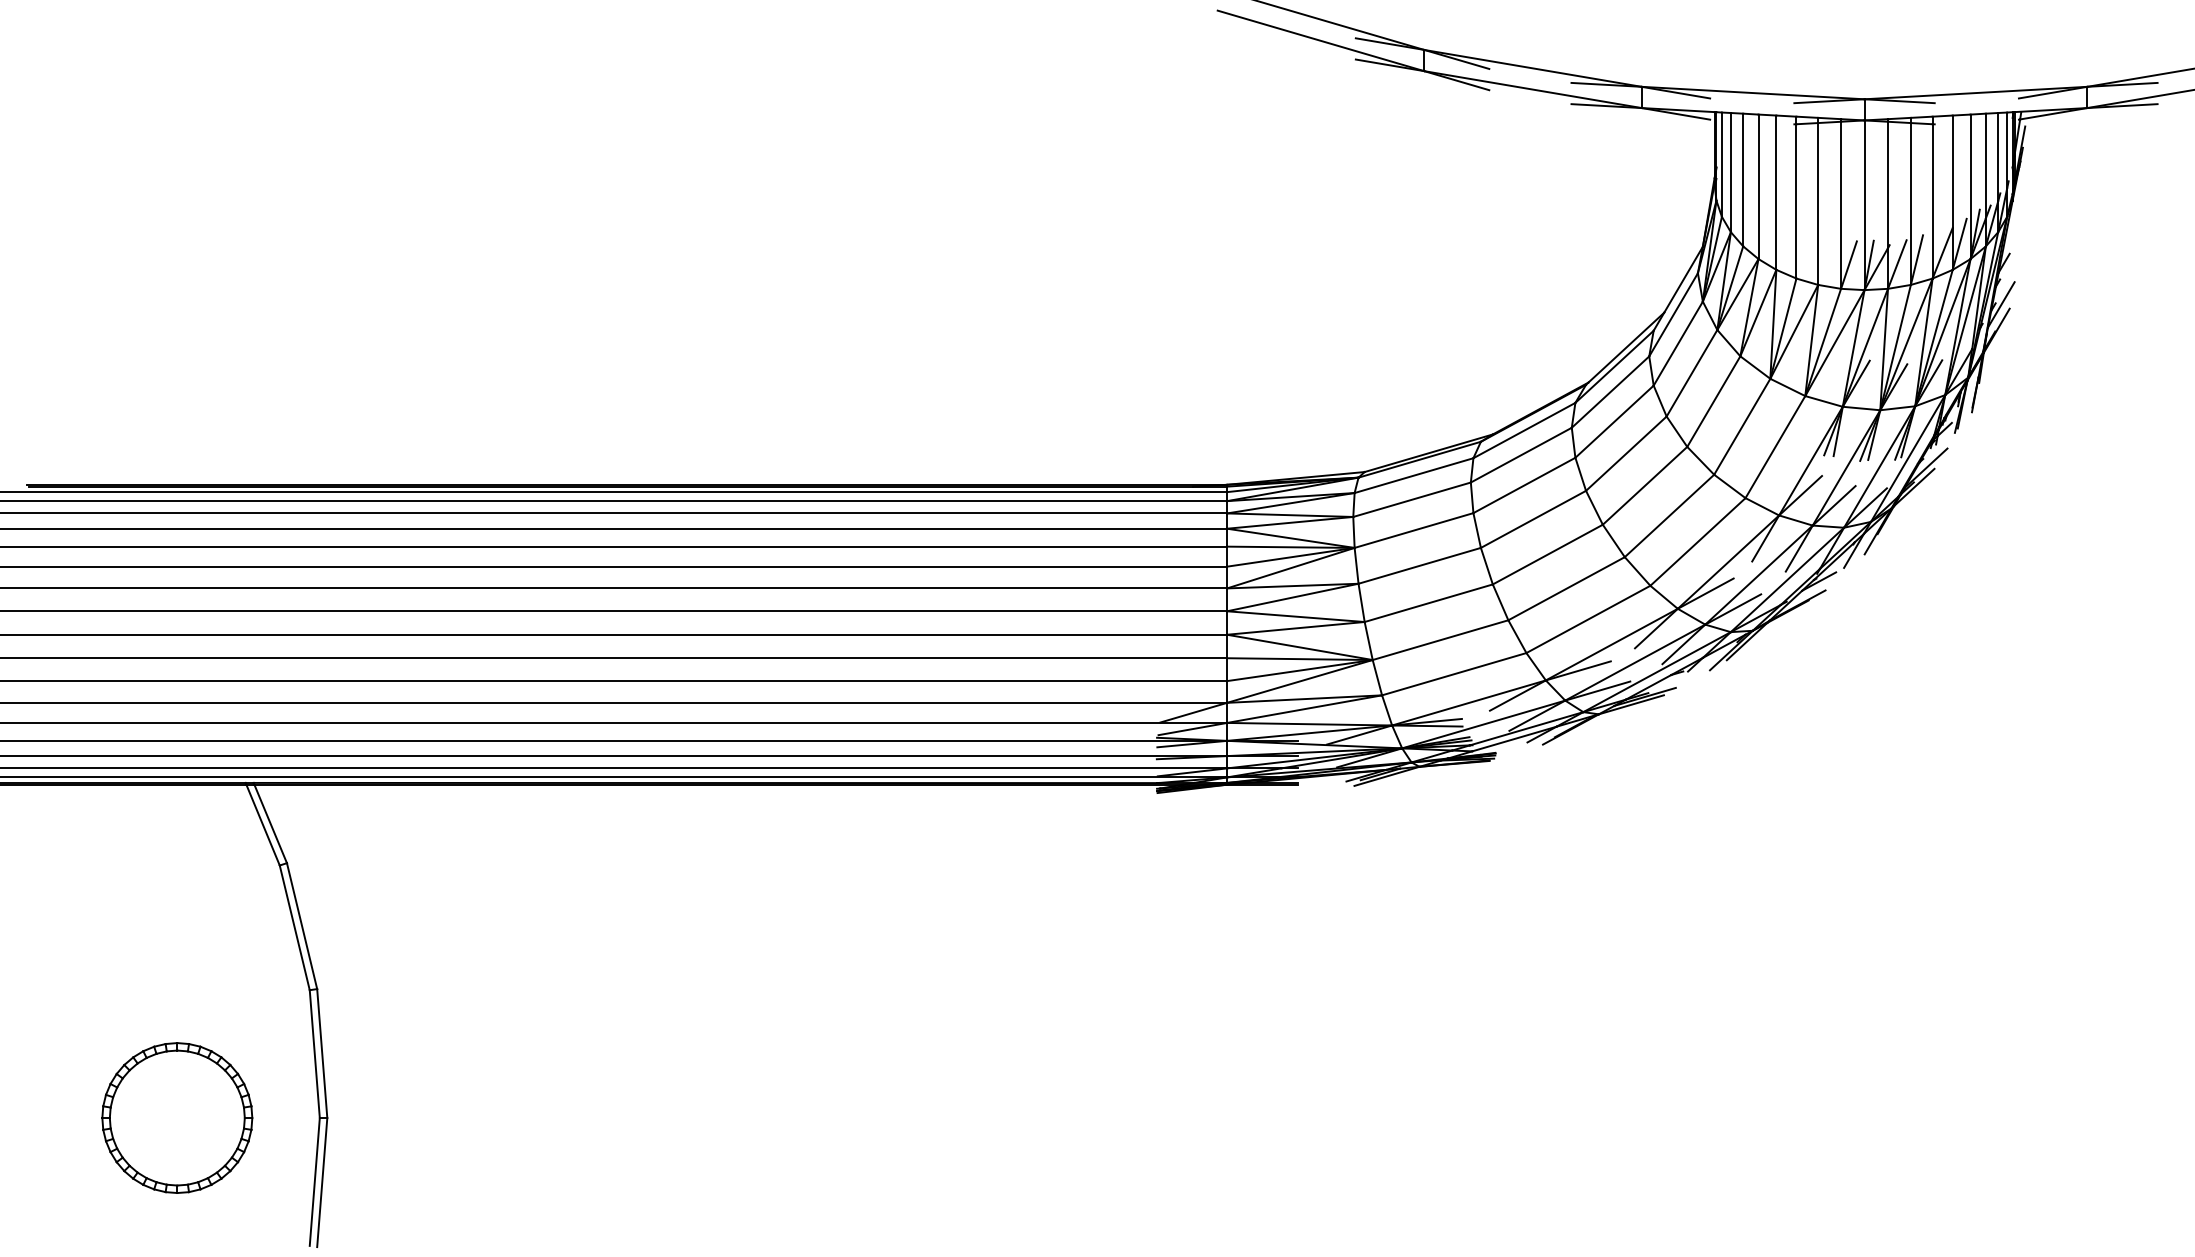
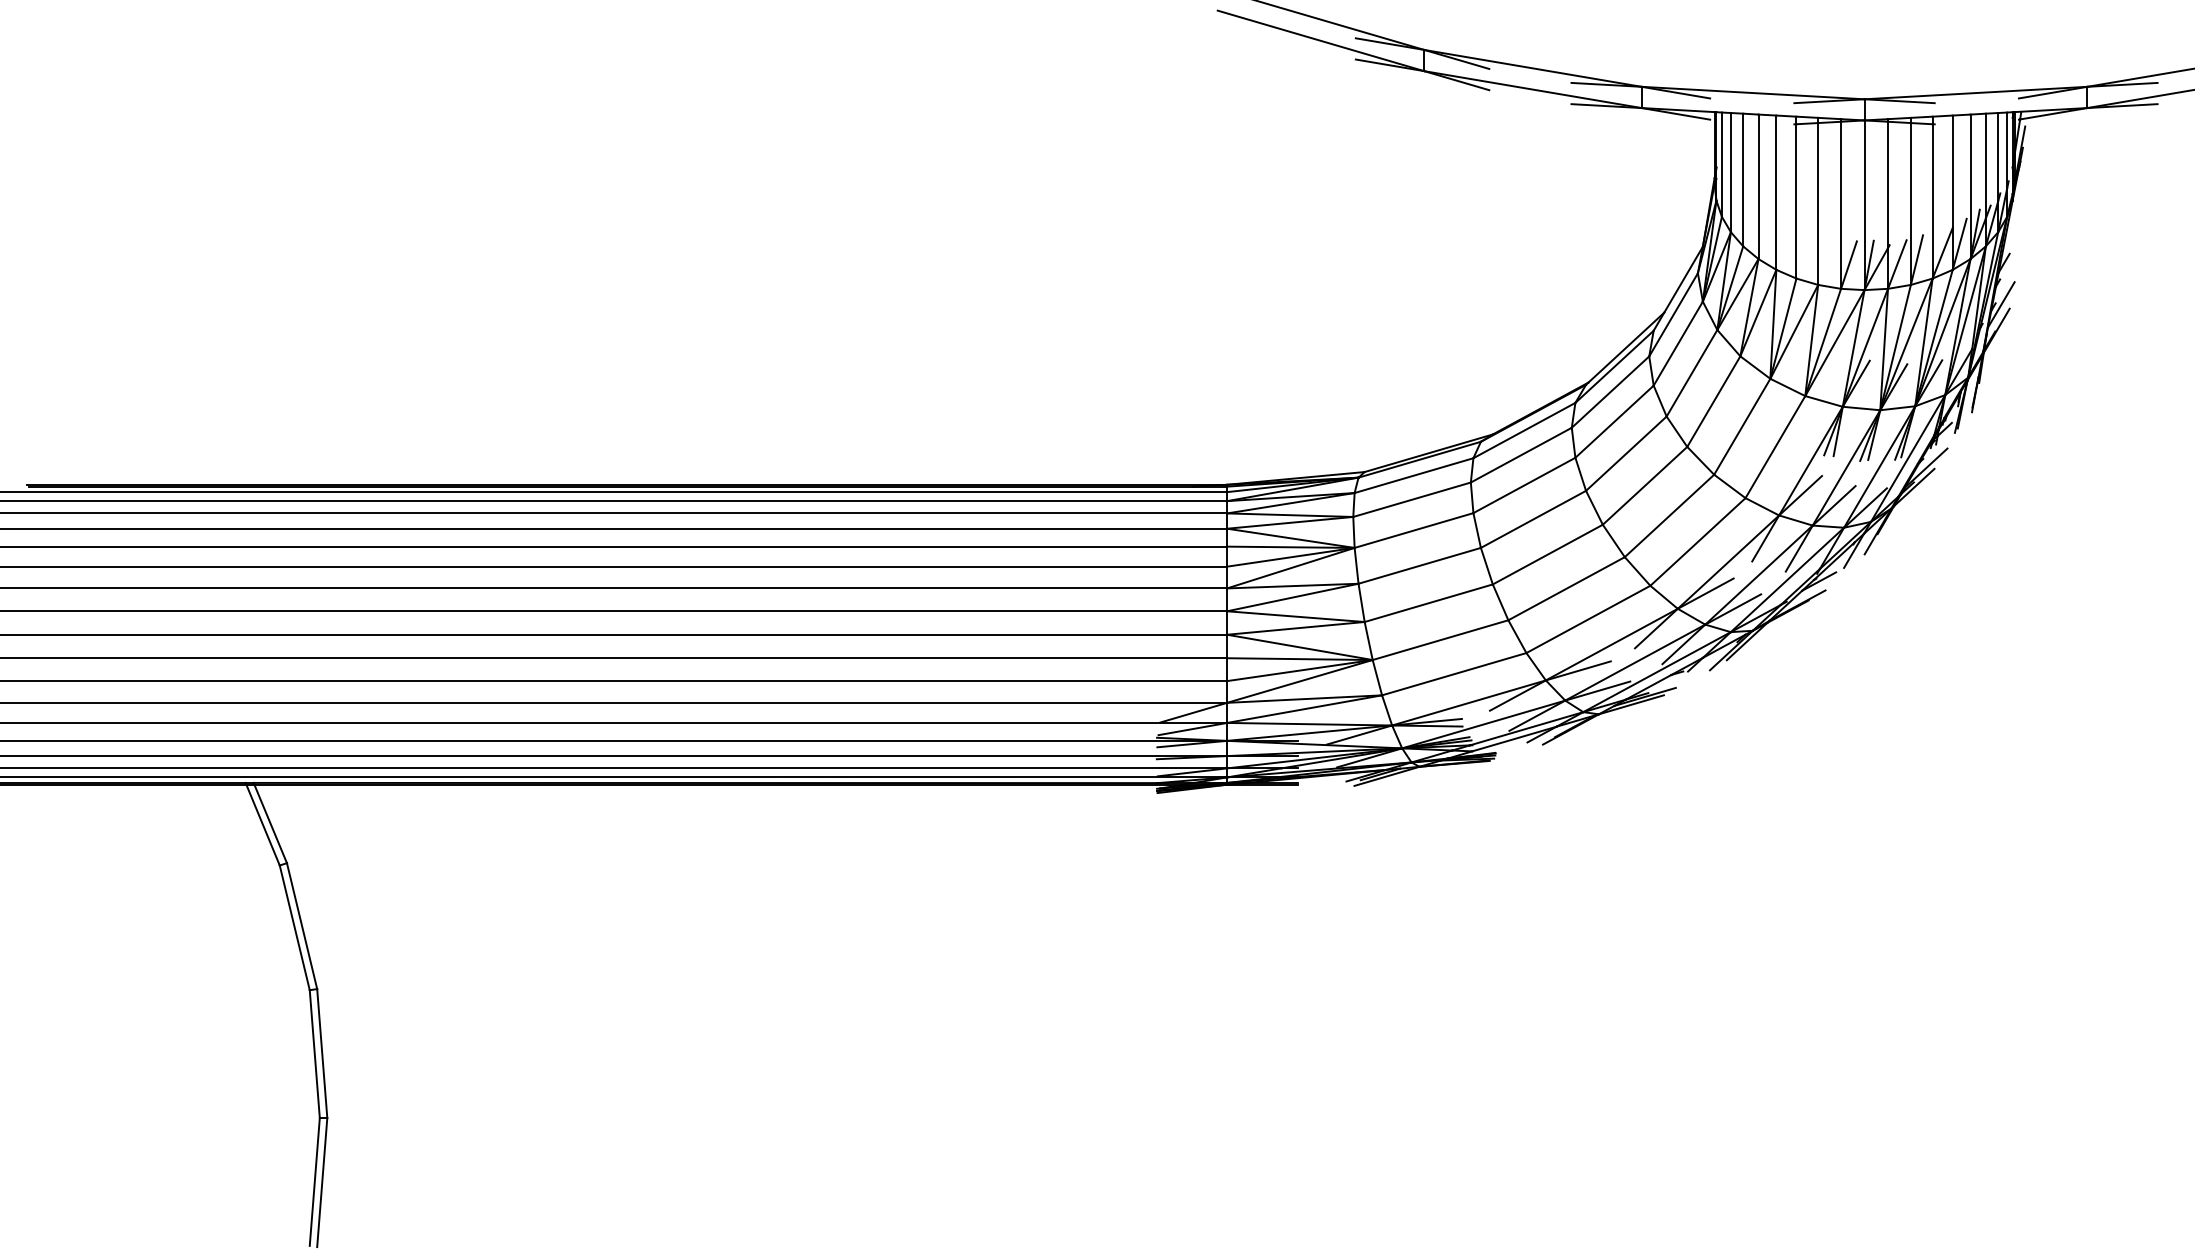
part: present -> none (177, 1117)
